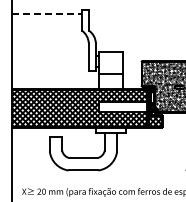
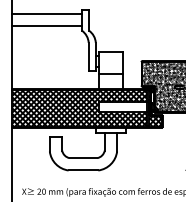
line: dashed -> solid (47, 14)
line: none -> present (46, 26)
